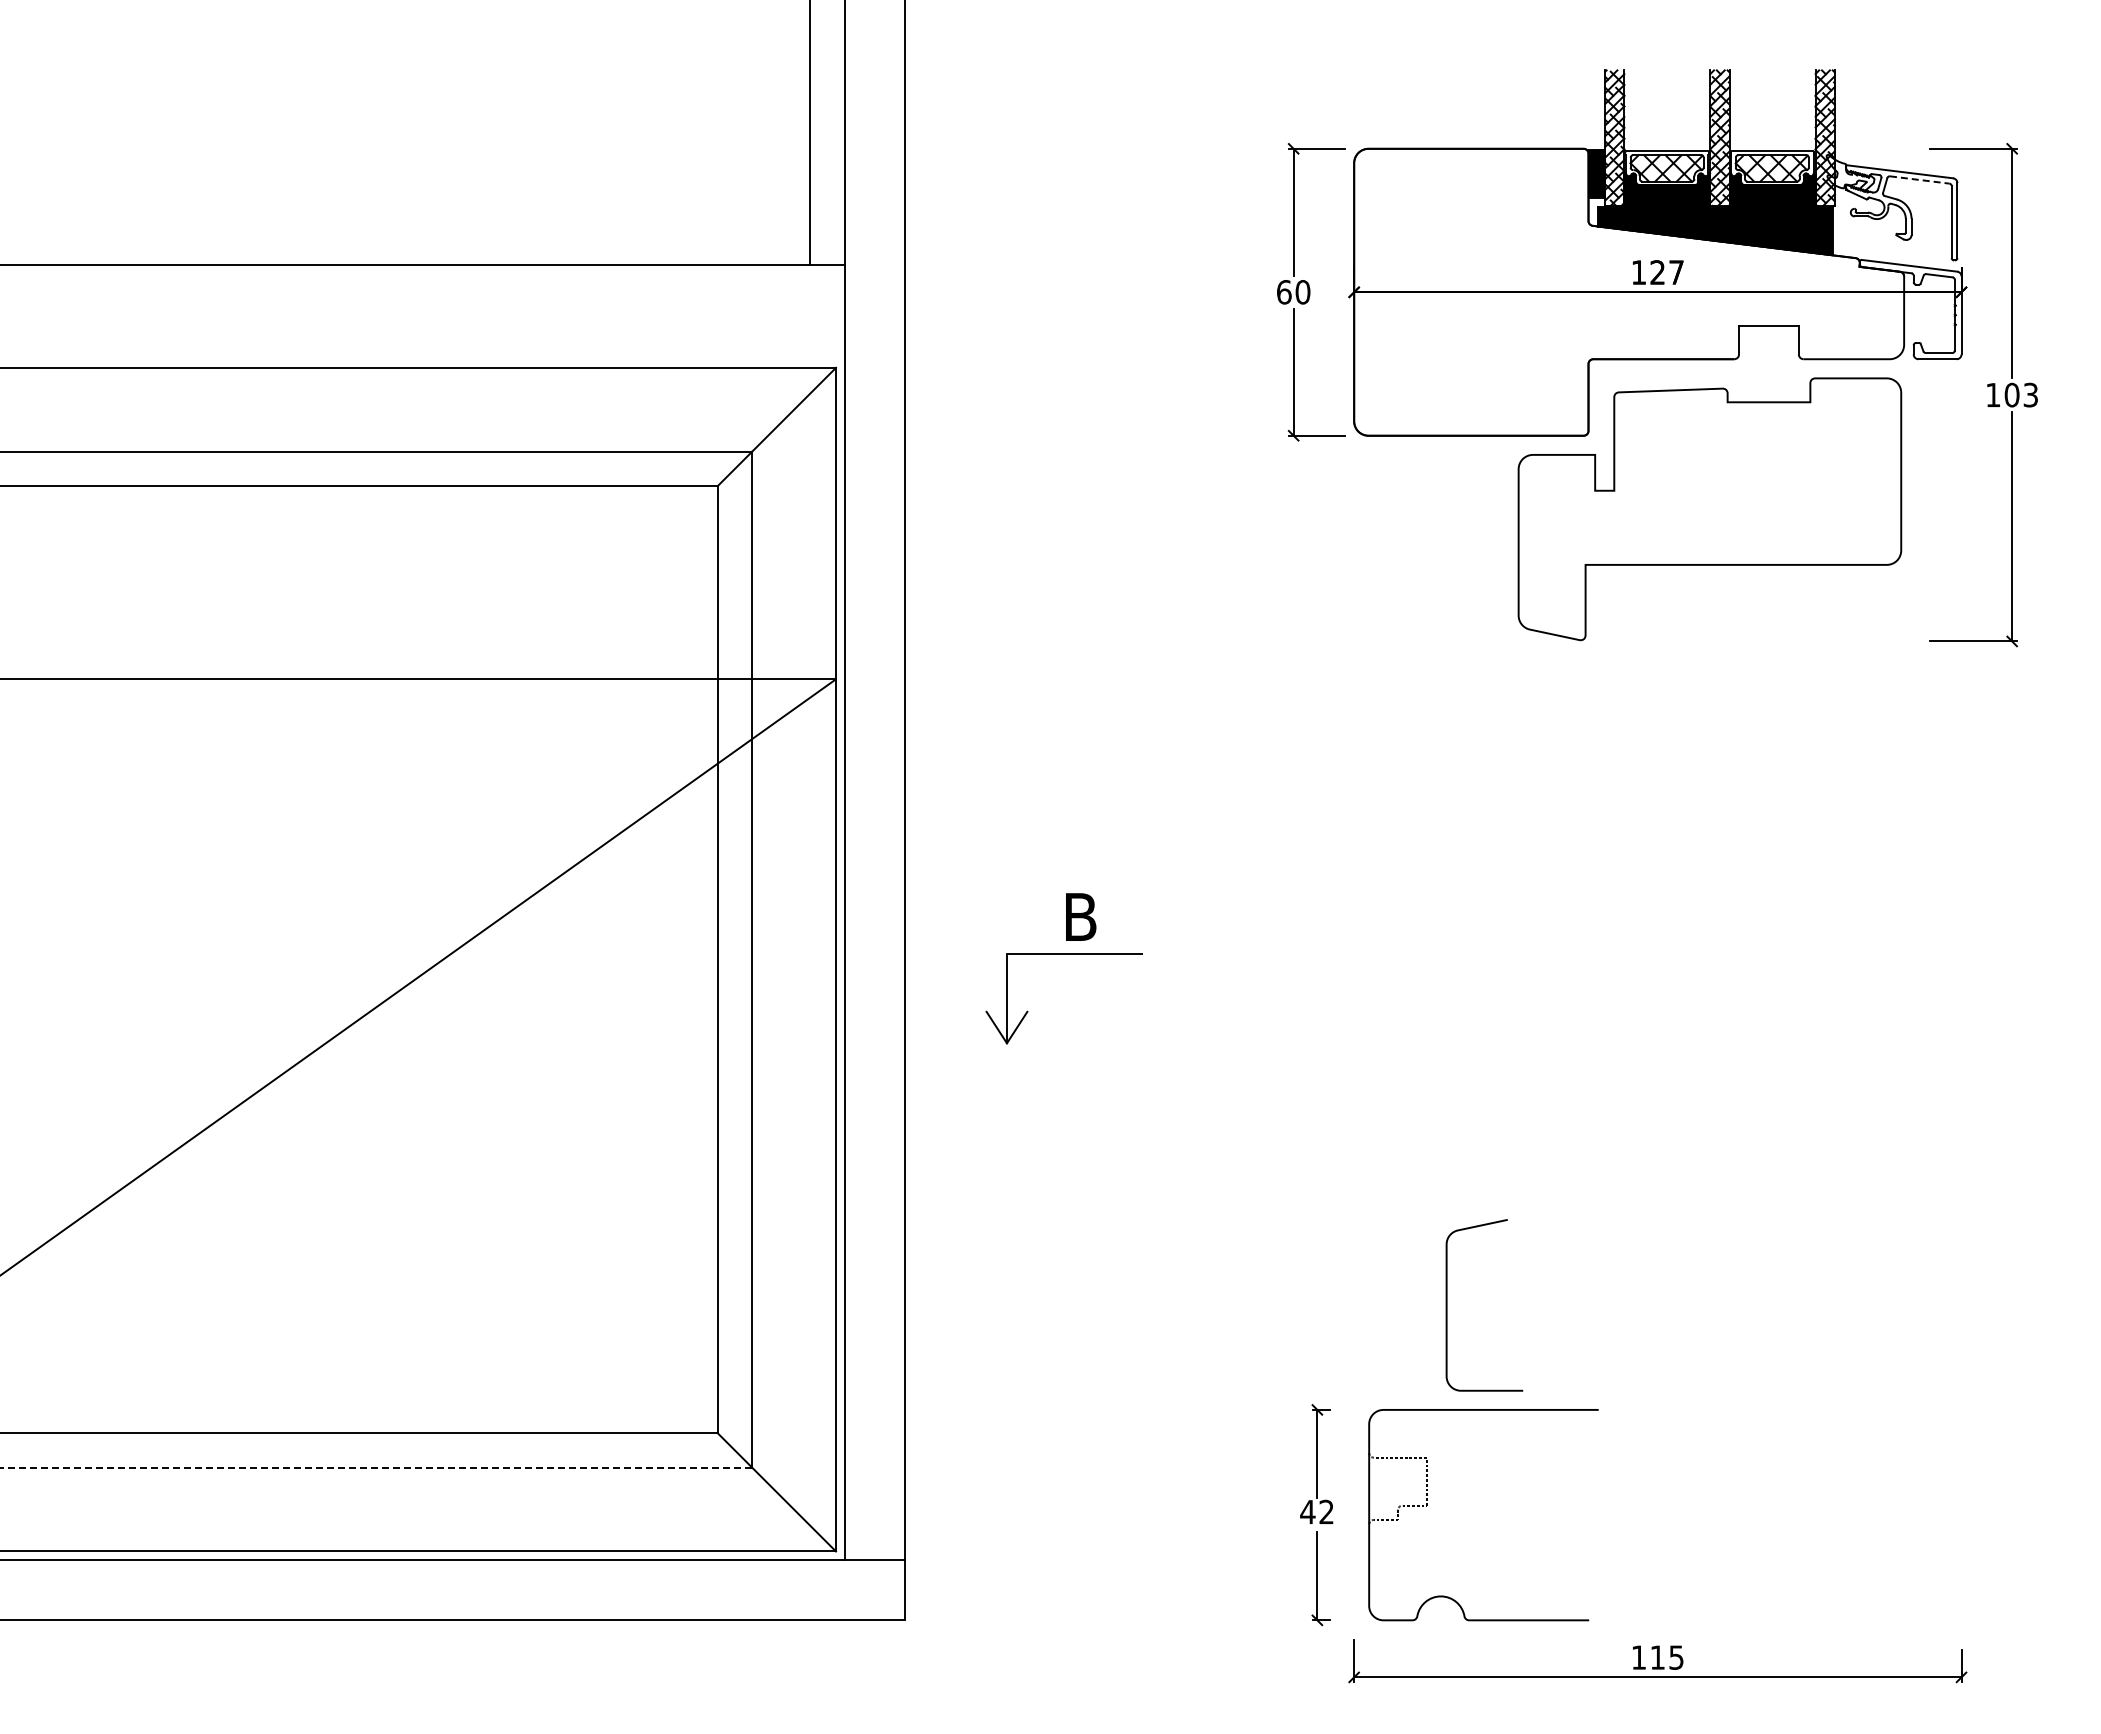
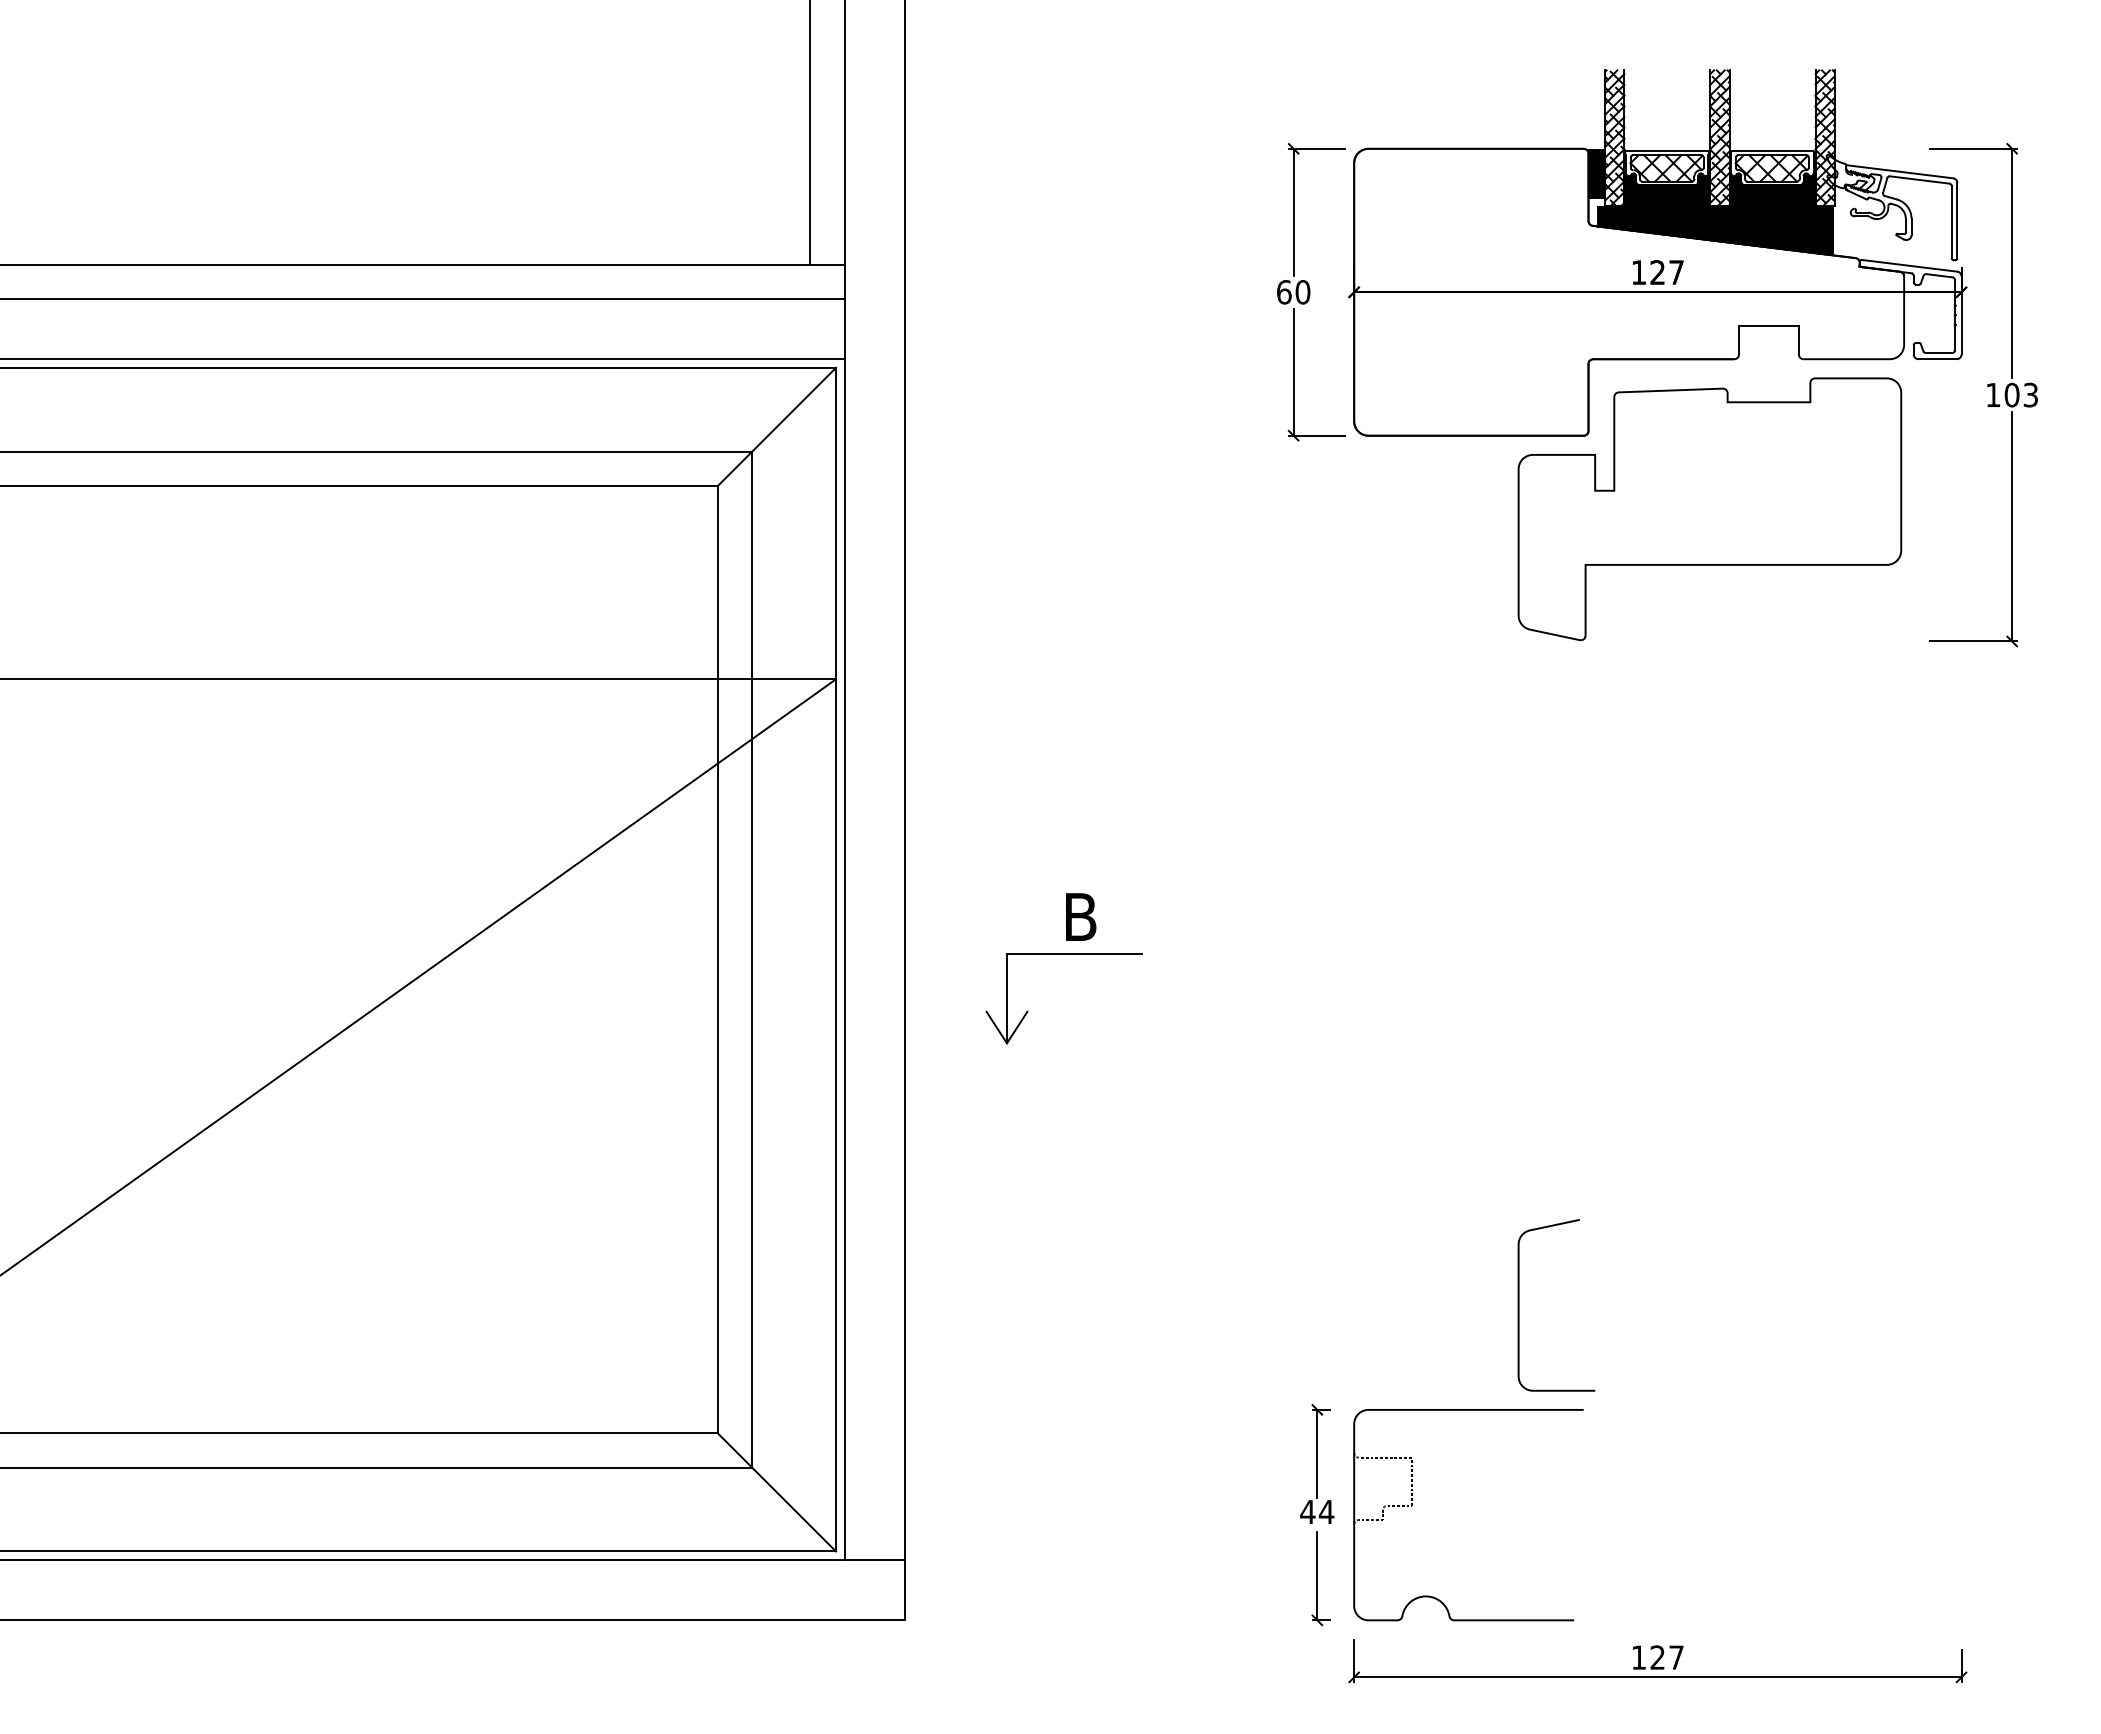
line: dashed -> solid (1920, 180)
line: none -> present (423, 299)
line: none -> present (423, 359)
curve position: (1447, 1305) -> (1519, 1305) (1519, 1305)
line: dashed -> solid (376, 1467)
part position: (1427, 1505) -> (1412, 1505) (1412, 1505)
text: 42 -> 44 (1326, 1511)
text: 115 -> 127 (1666, 1657)
